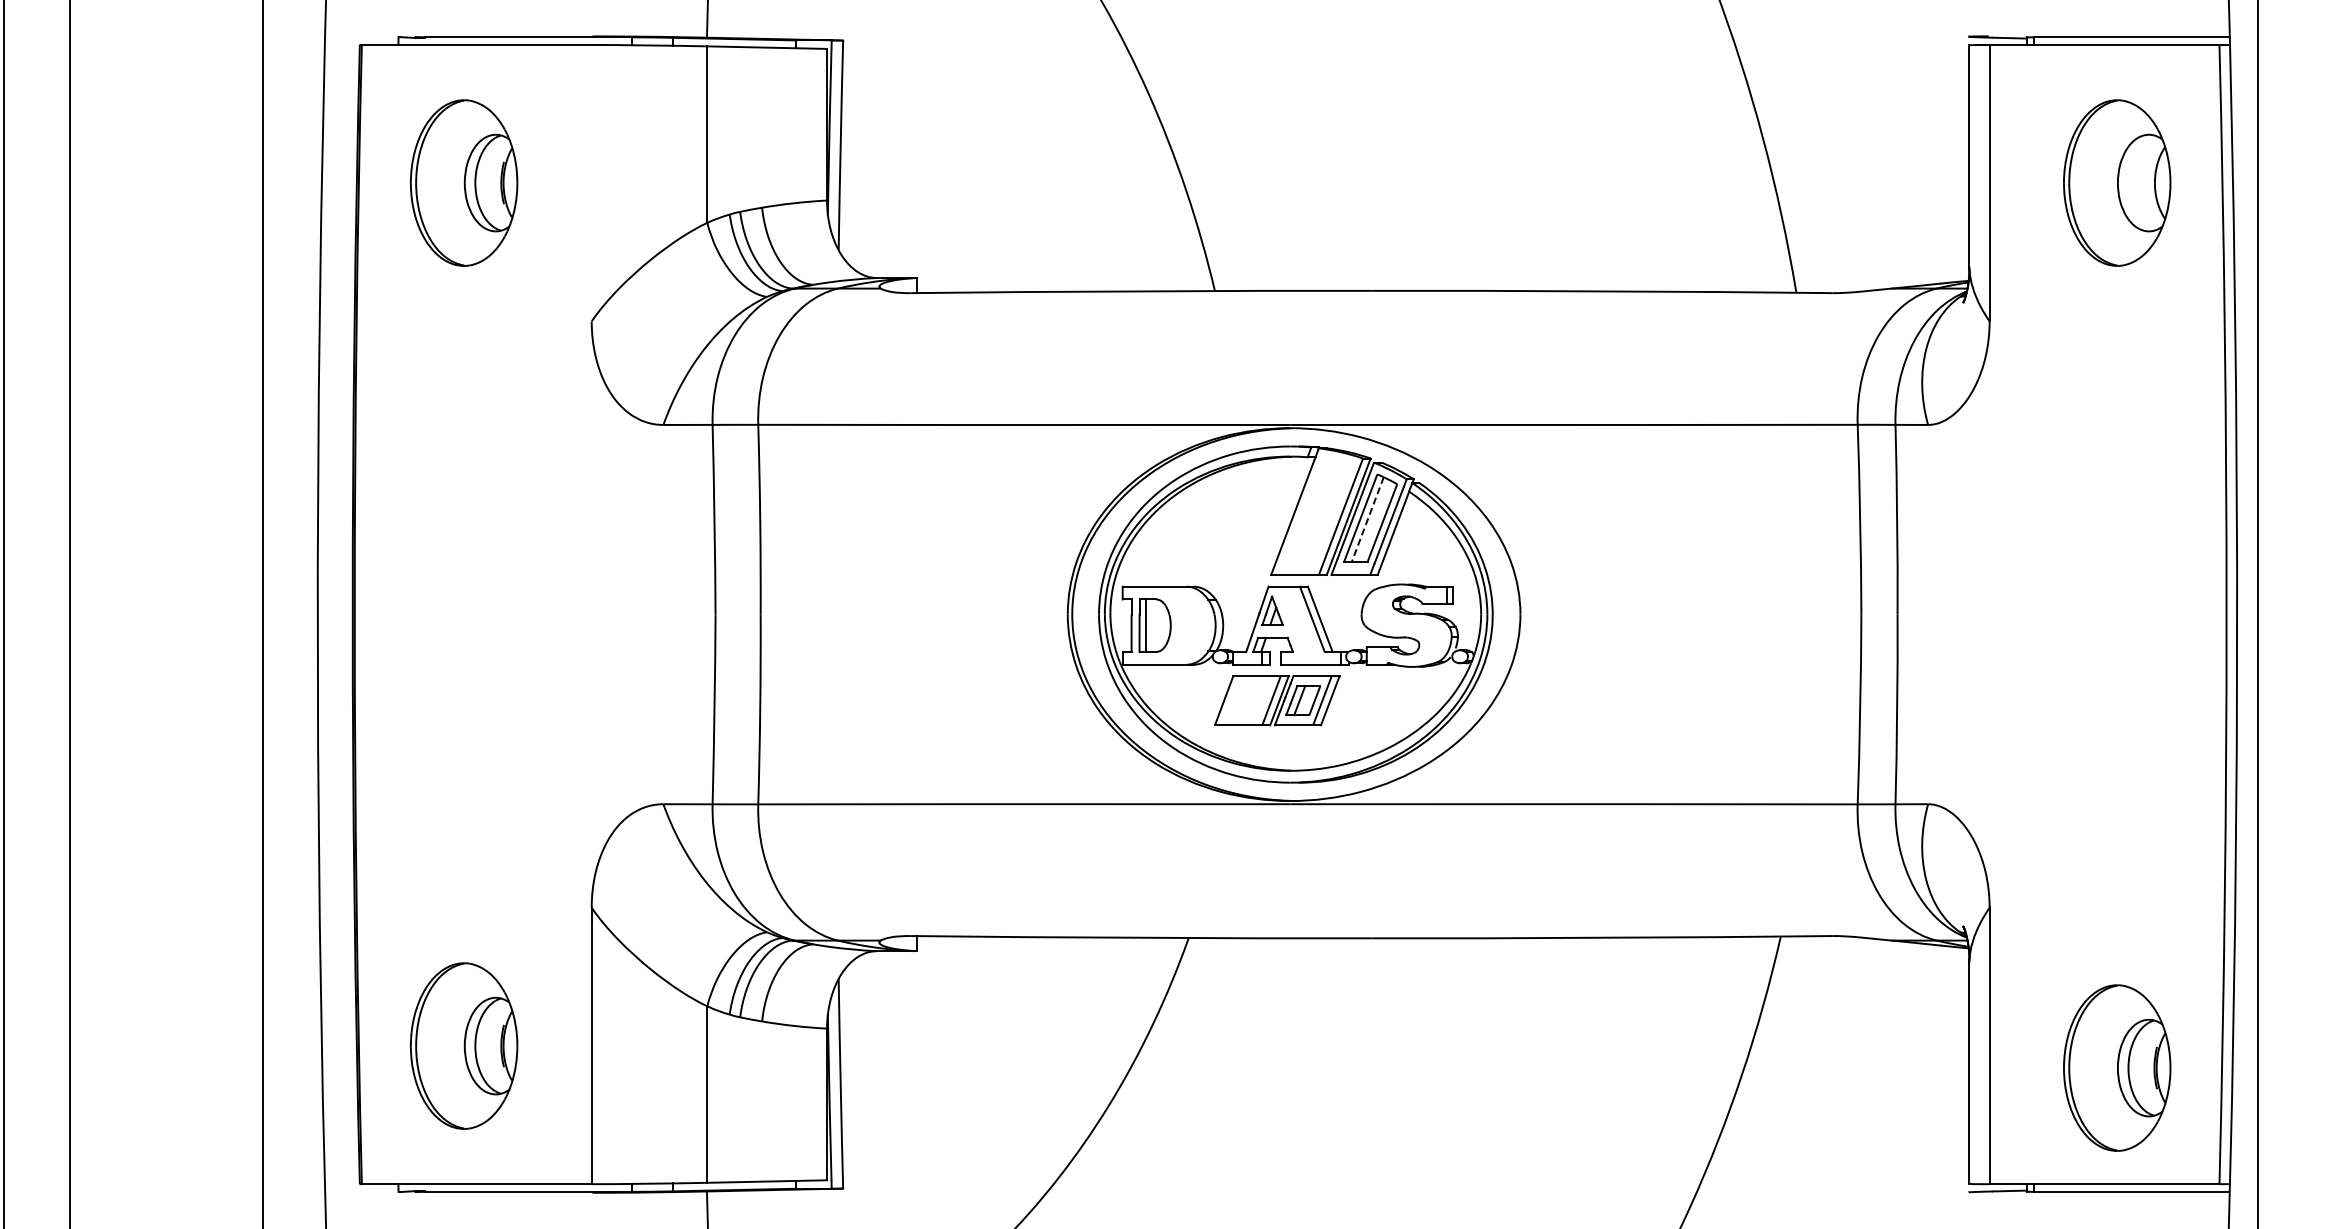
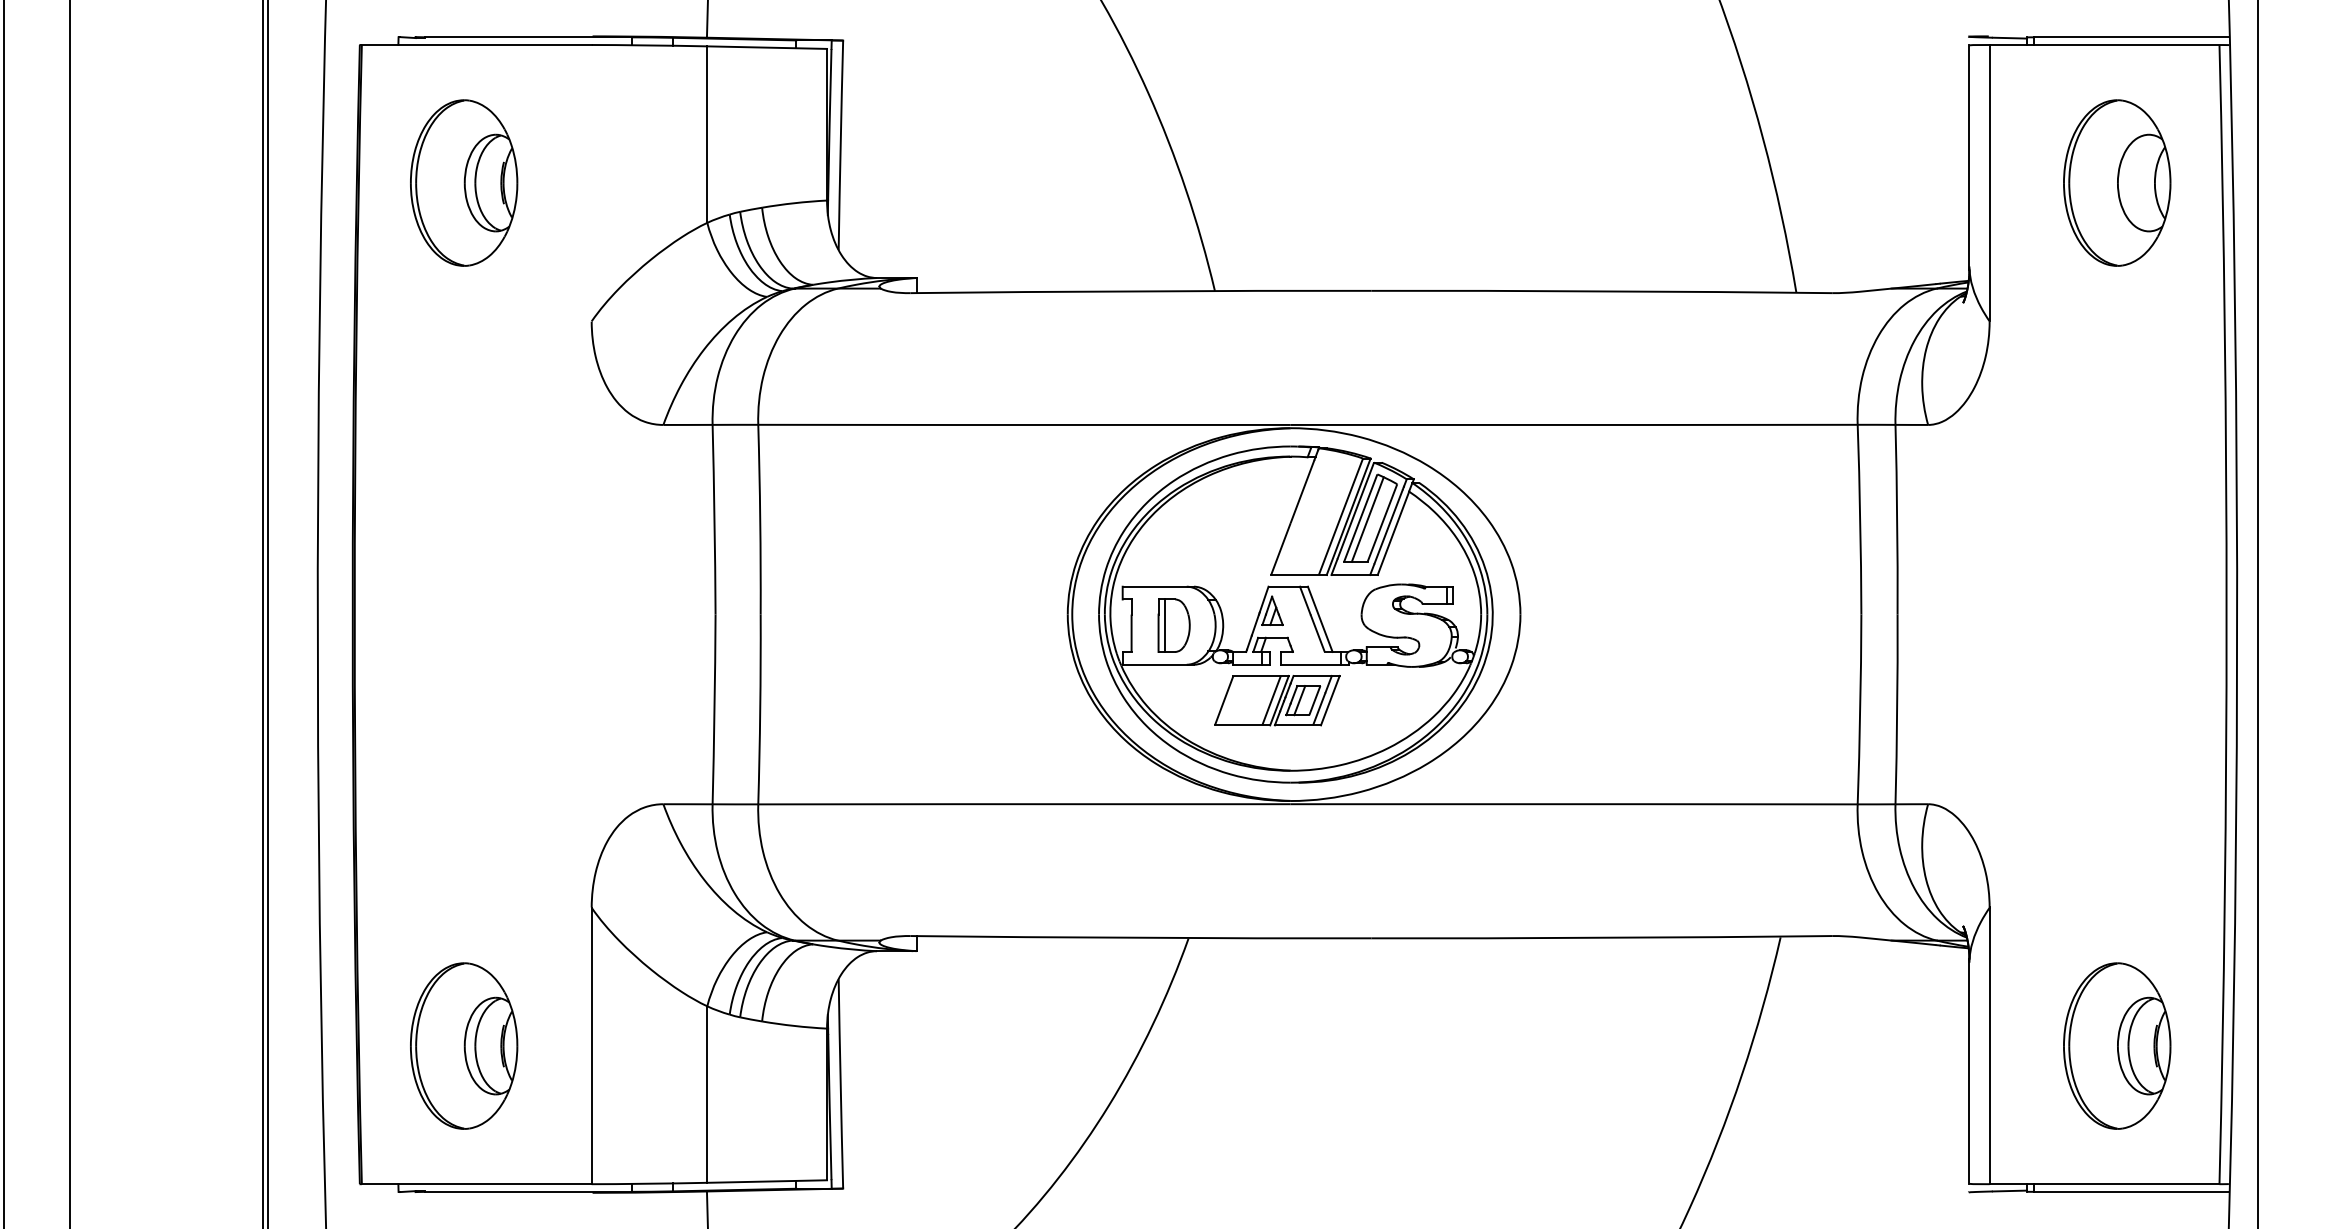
line: dashed -> solid (1367, 520)
line: none -> present (267, 613)
part position: (1154, 625) -> (1173, 625) (1173, 625)
part position: (2117, 1067) -> (2117, 1045) (2117, 1045)
